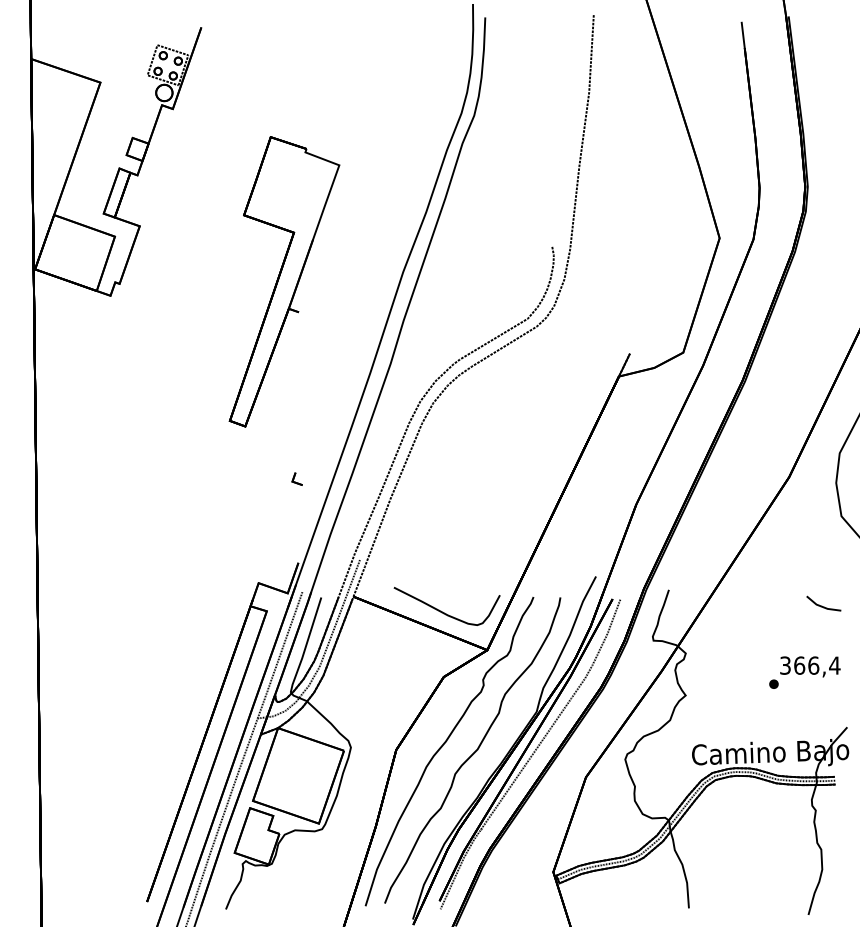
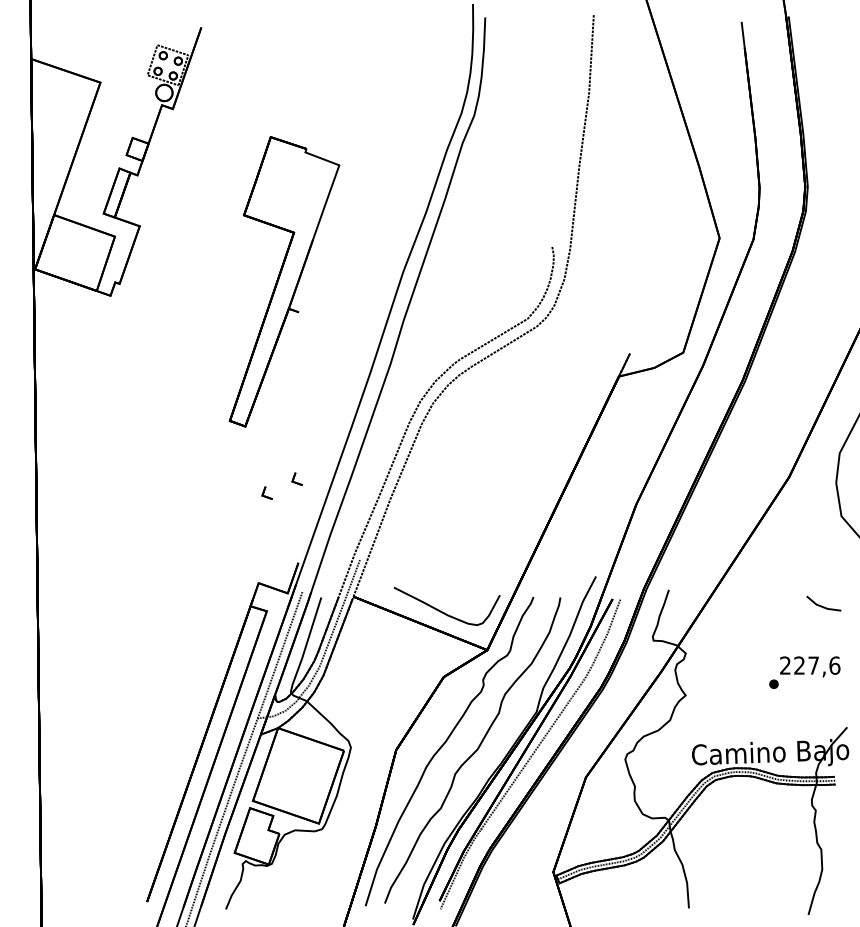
part: none -> present (266, 492)
text: 366,4 -> 227,6 (810, 665)
